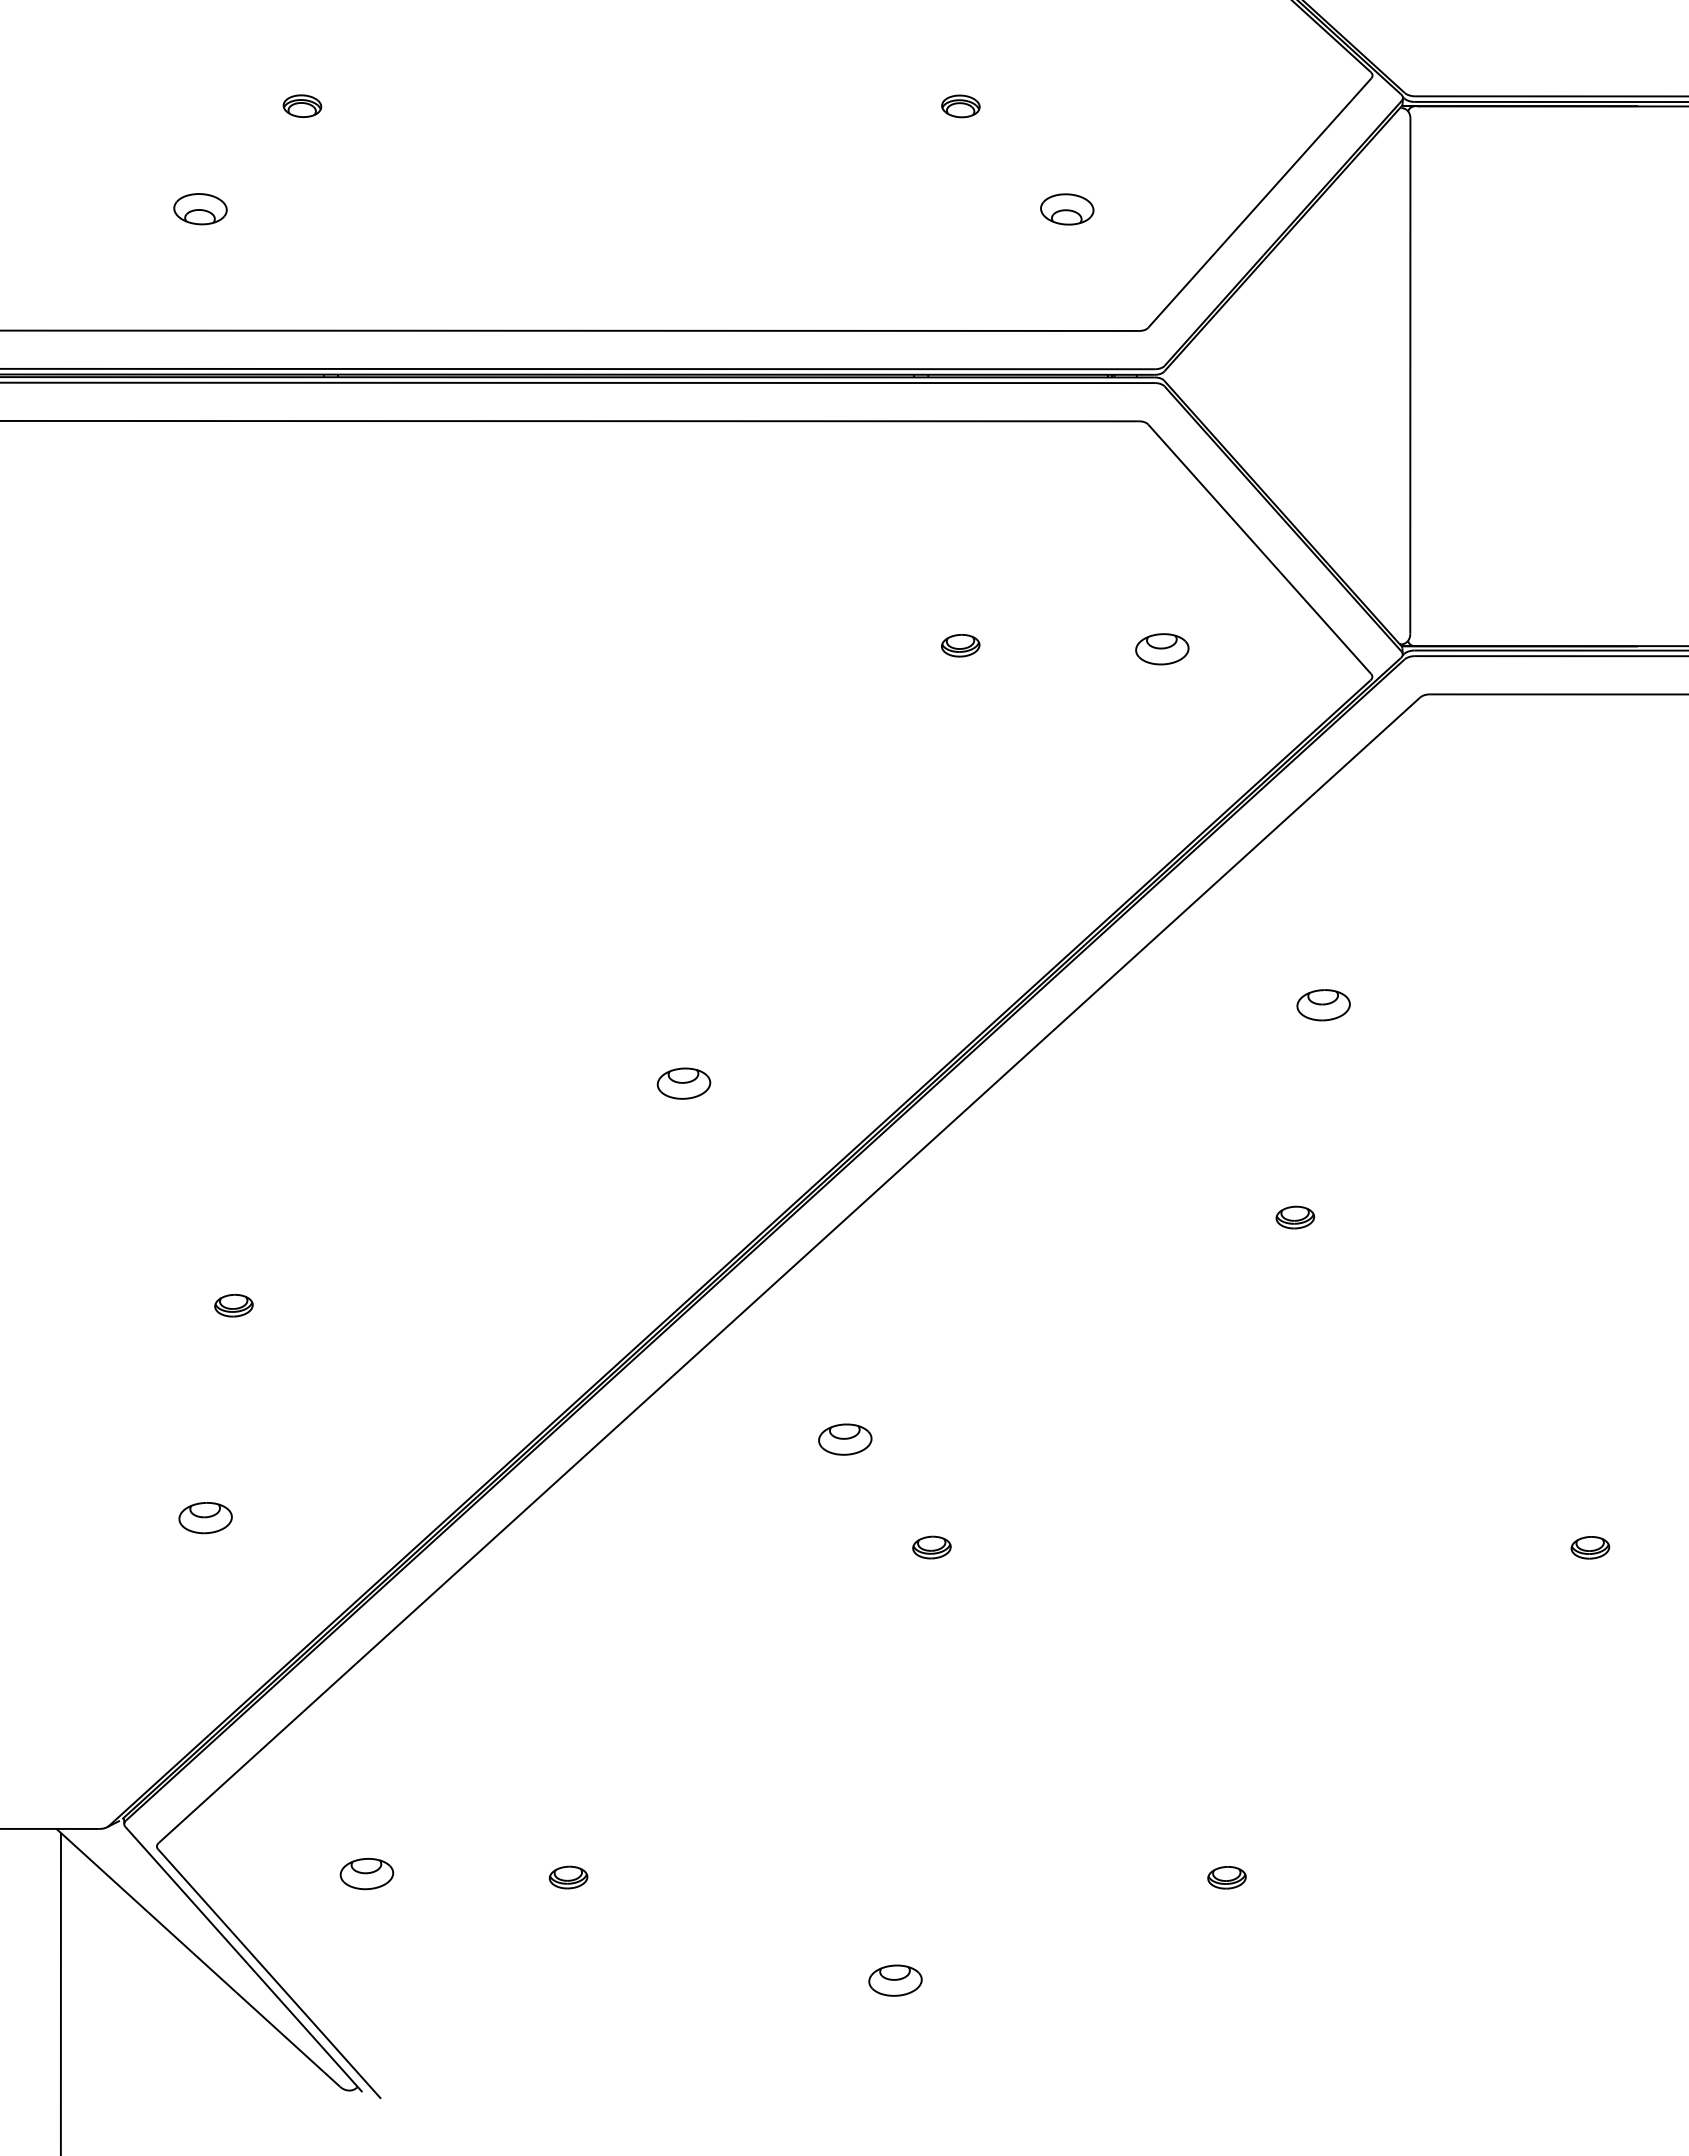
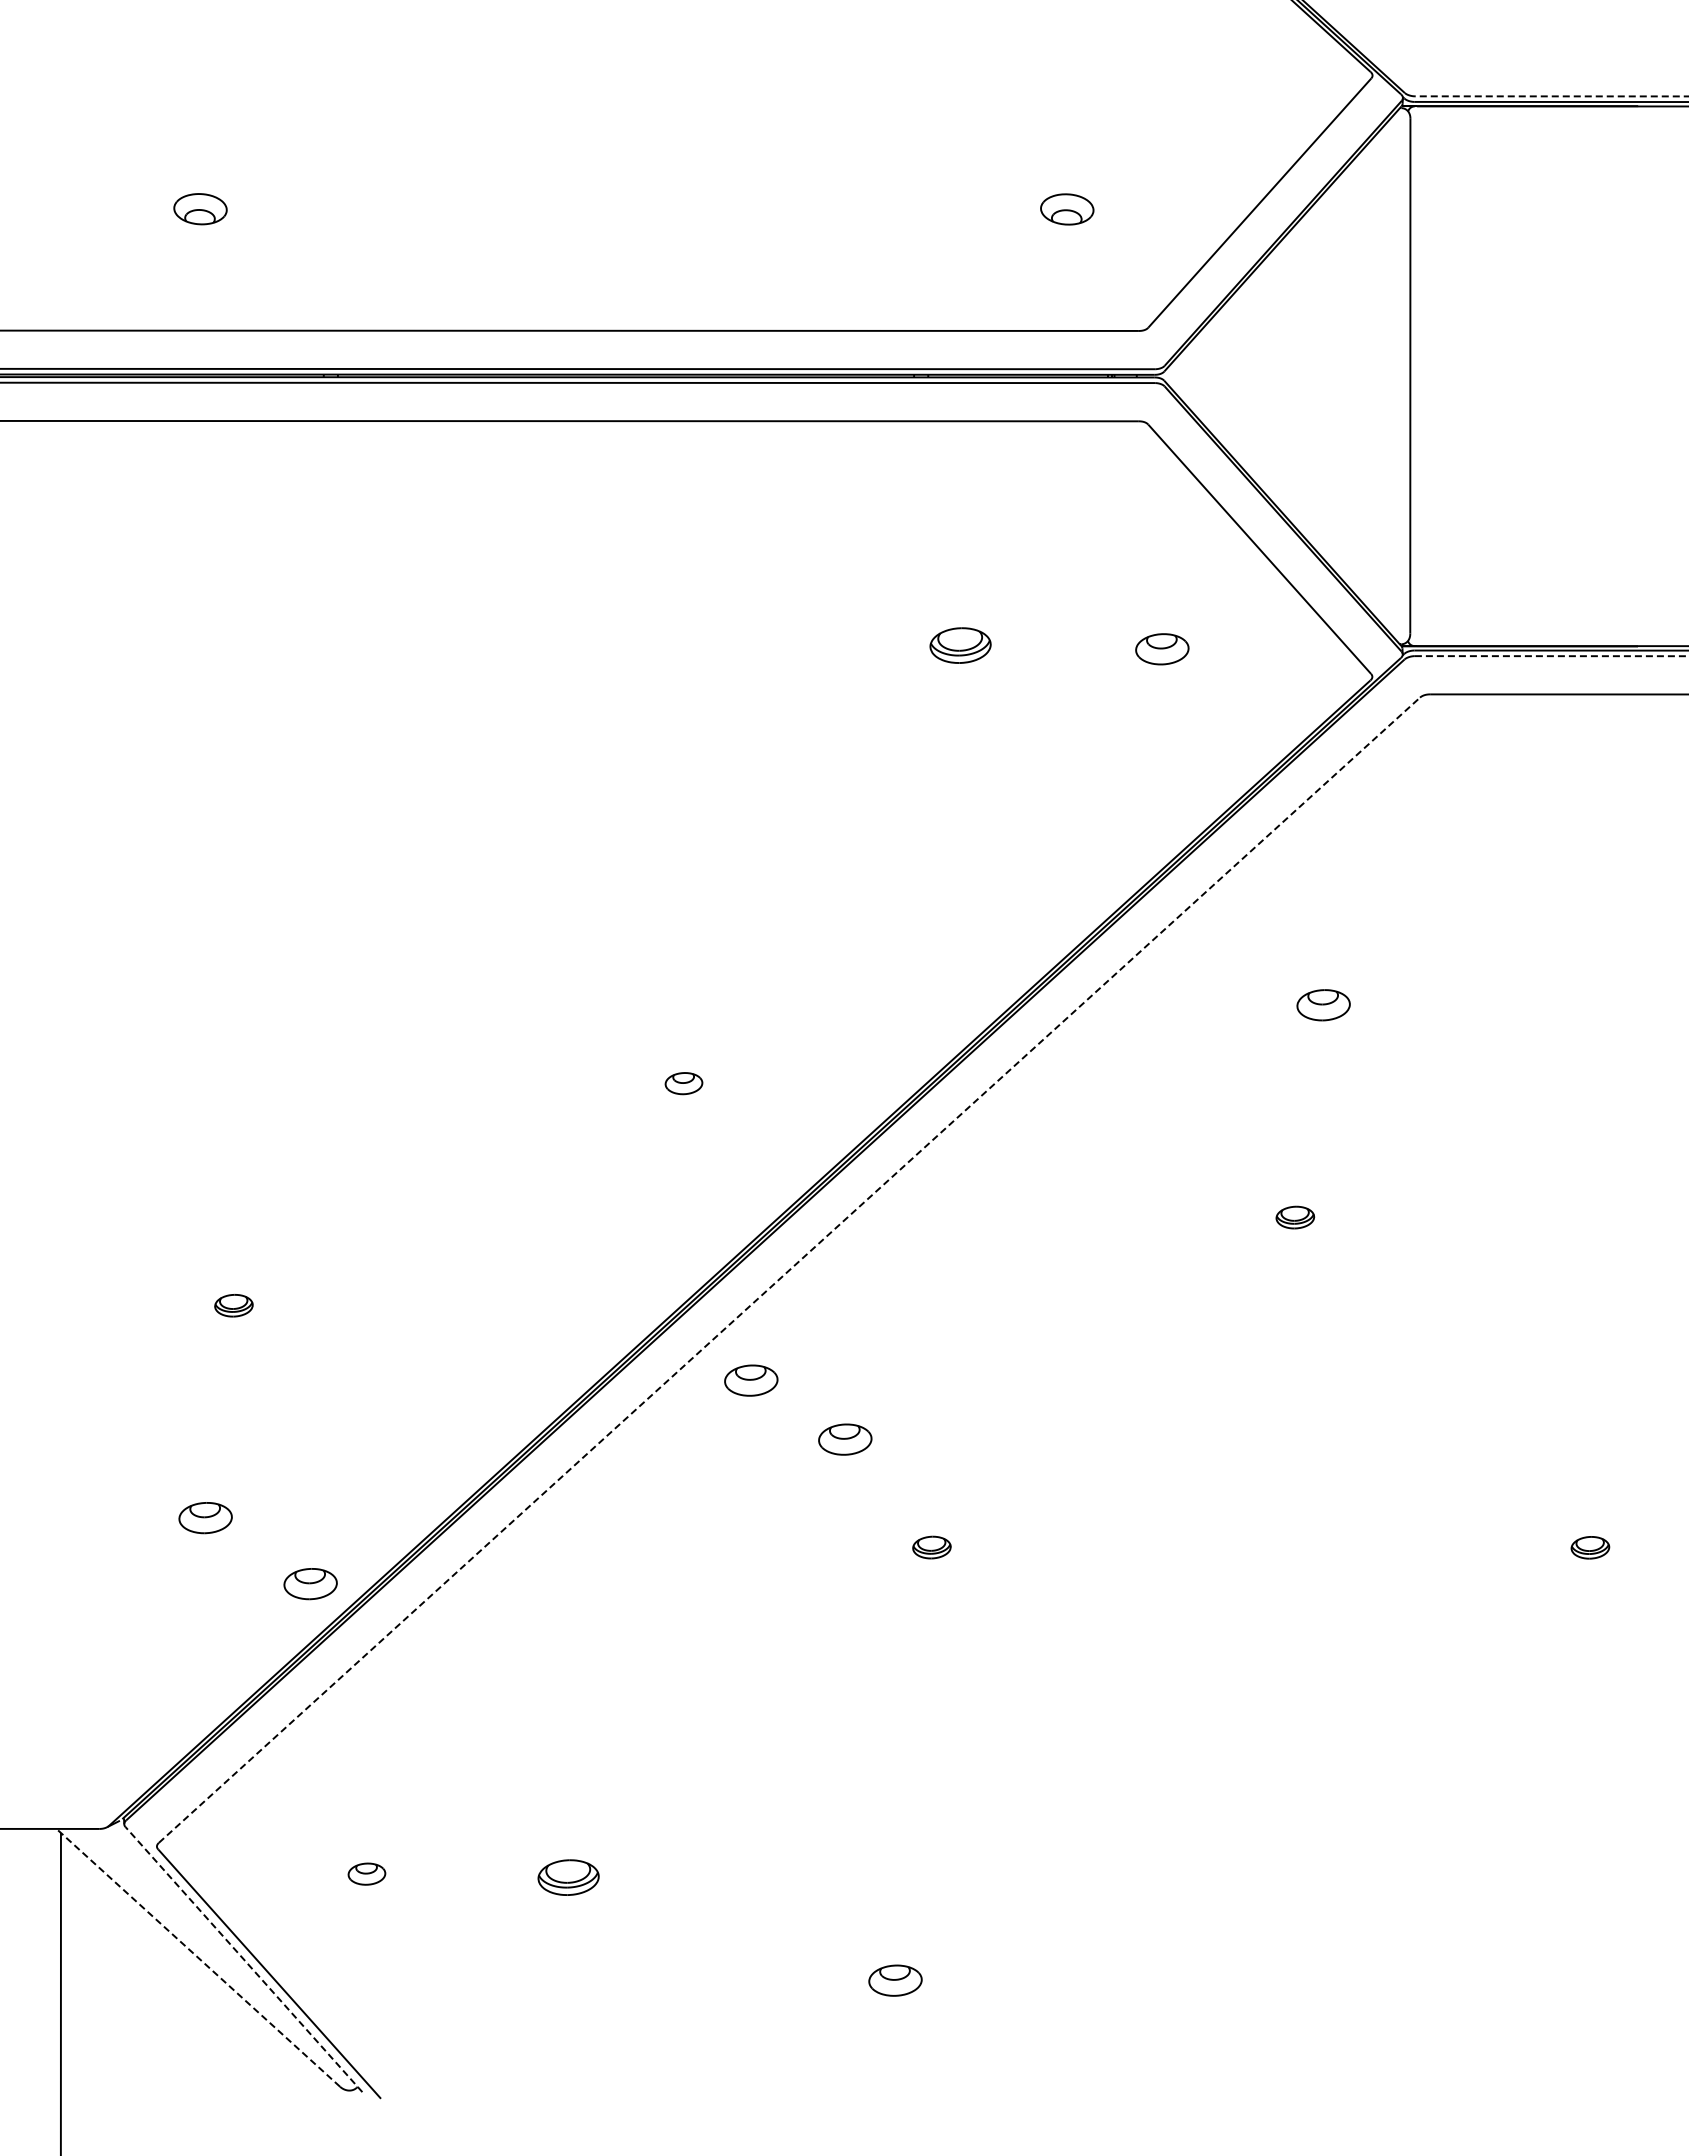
line: solid -> dashed (1551, 96)
part: present -> none (302, 105)
part: present -> none (960, 106)
part size: 40x24 px -> 63x37 px (960, 645)
line: solid -> dashed (1551, 656)
part size: 56x33 px -> 40x24 px (683, 1083)
line: solid -> dashed (789, 1270)
part: none -> present (751, 1380)
part: none -> present (310, 1584)
part size: 56x33 px -> 40x24 px (366, 1873)
part size: 41x25 px -> 63x37 px (568, 1877)
part: present -> none (1226, 1877)
line: solid -> dashed (198, 1957)
line: solid -> dashed (243, 1959)
